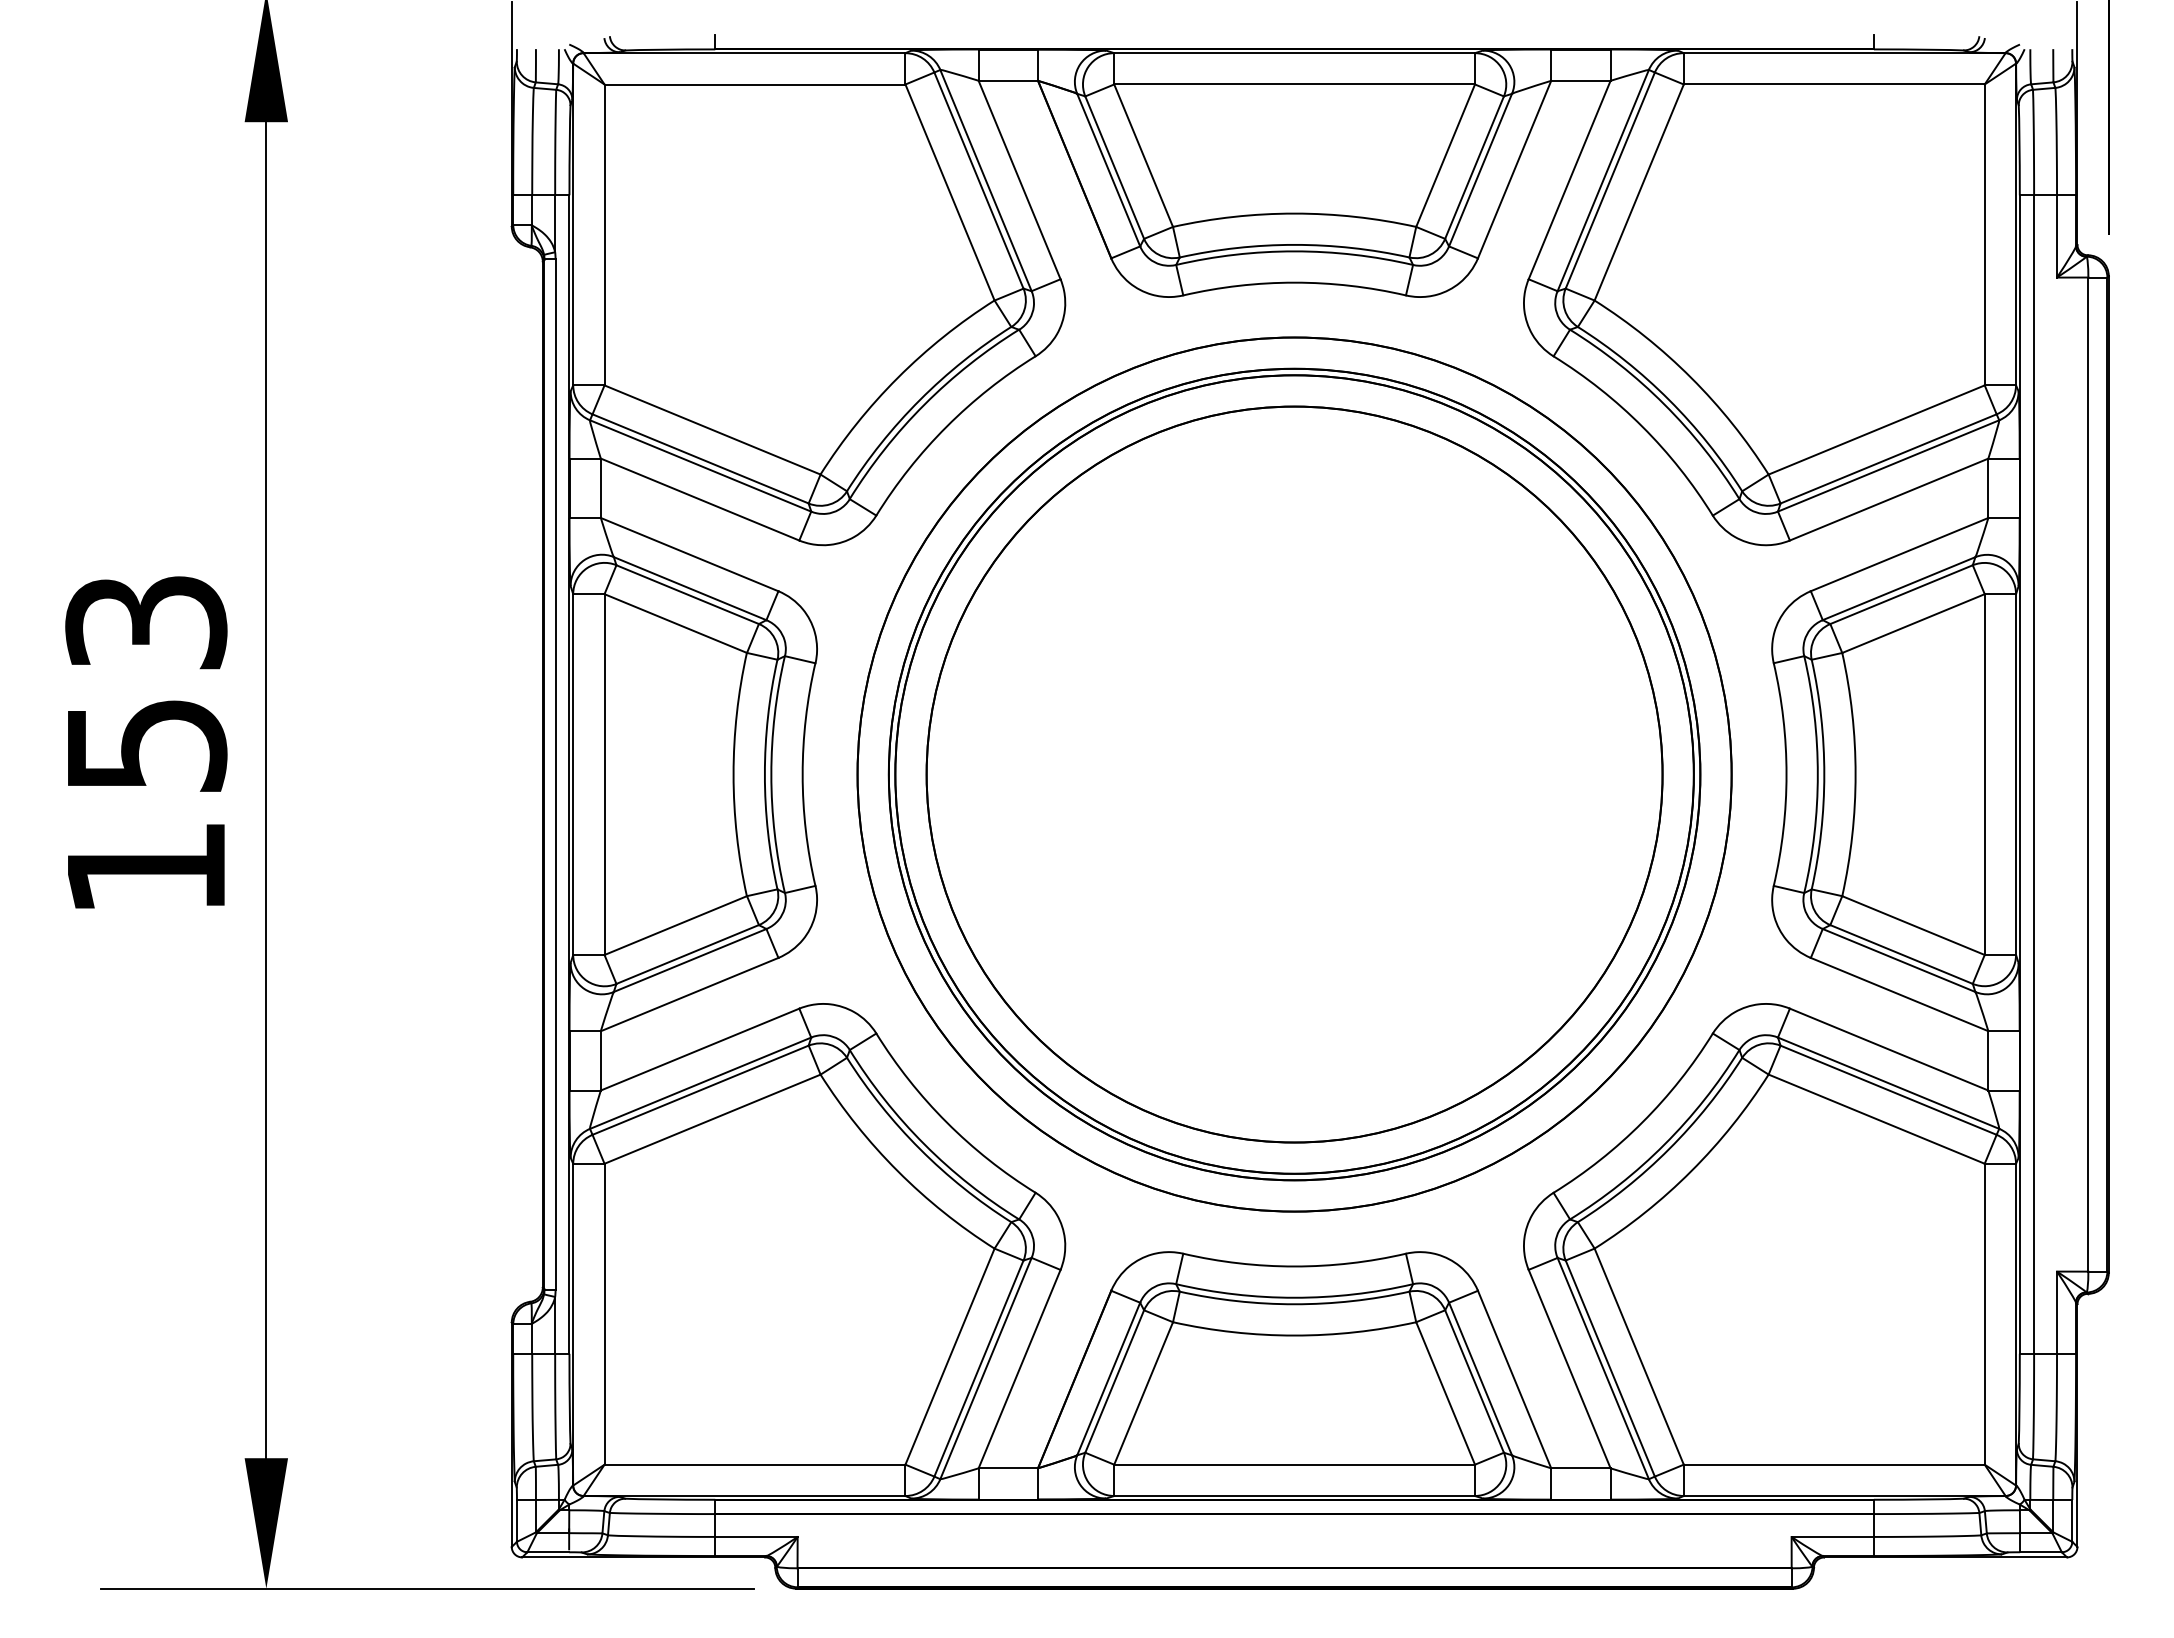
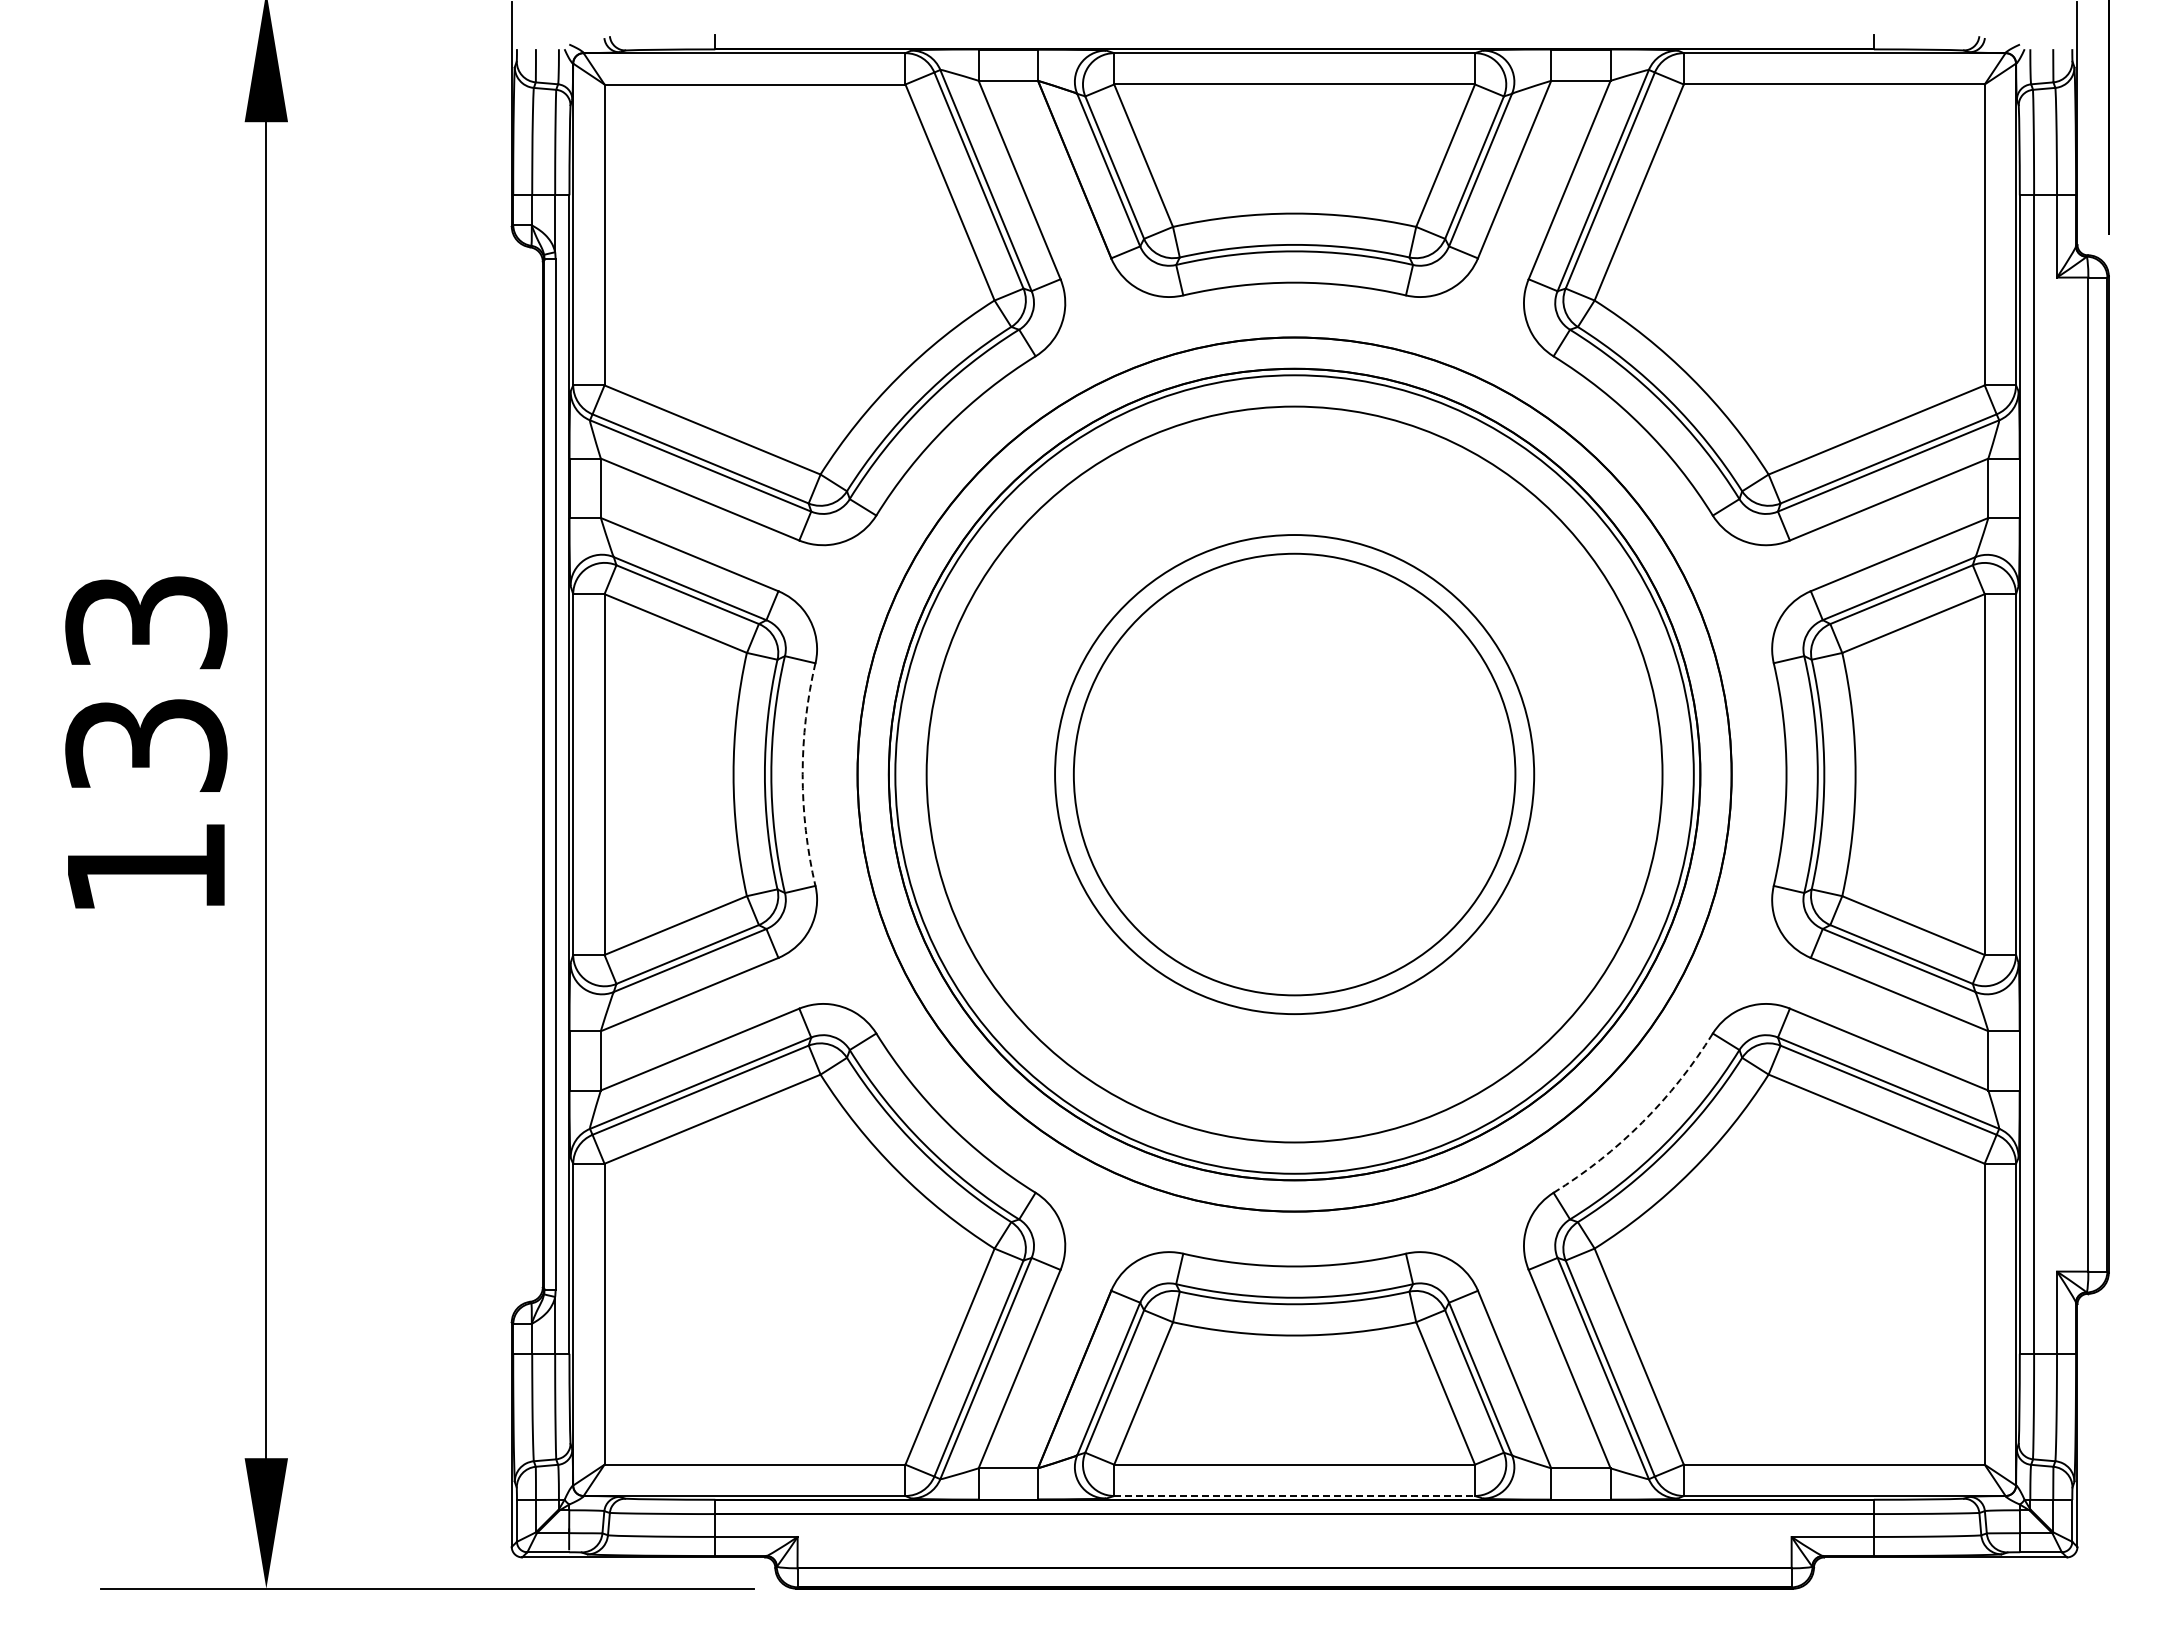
text: 153 -> 133 (146, 745)
arc: solid -> dashed (802, 774)
circle diameter: 736 px -> 442 px (1294, 774)
circle diameter: 799 px -> 479 px (1294, 774)
arc: solid -> dashed (1642, 1122)
line: solid -> dashed (1295, 1495)
